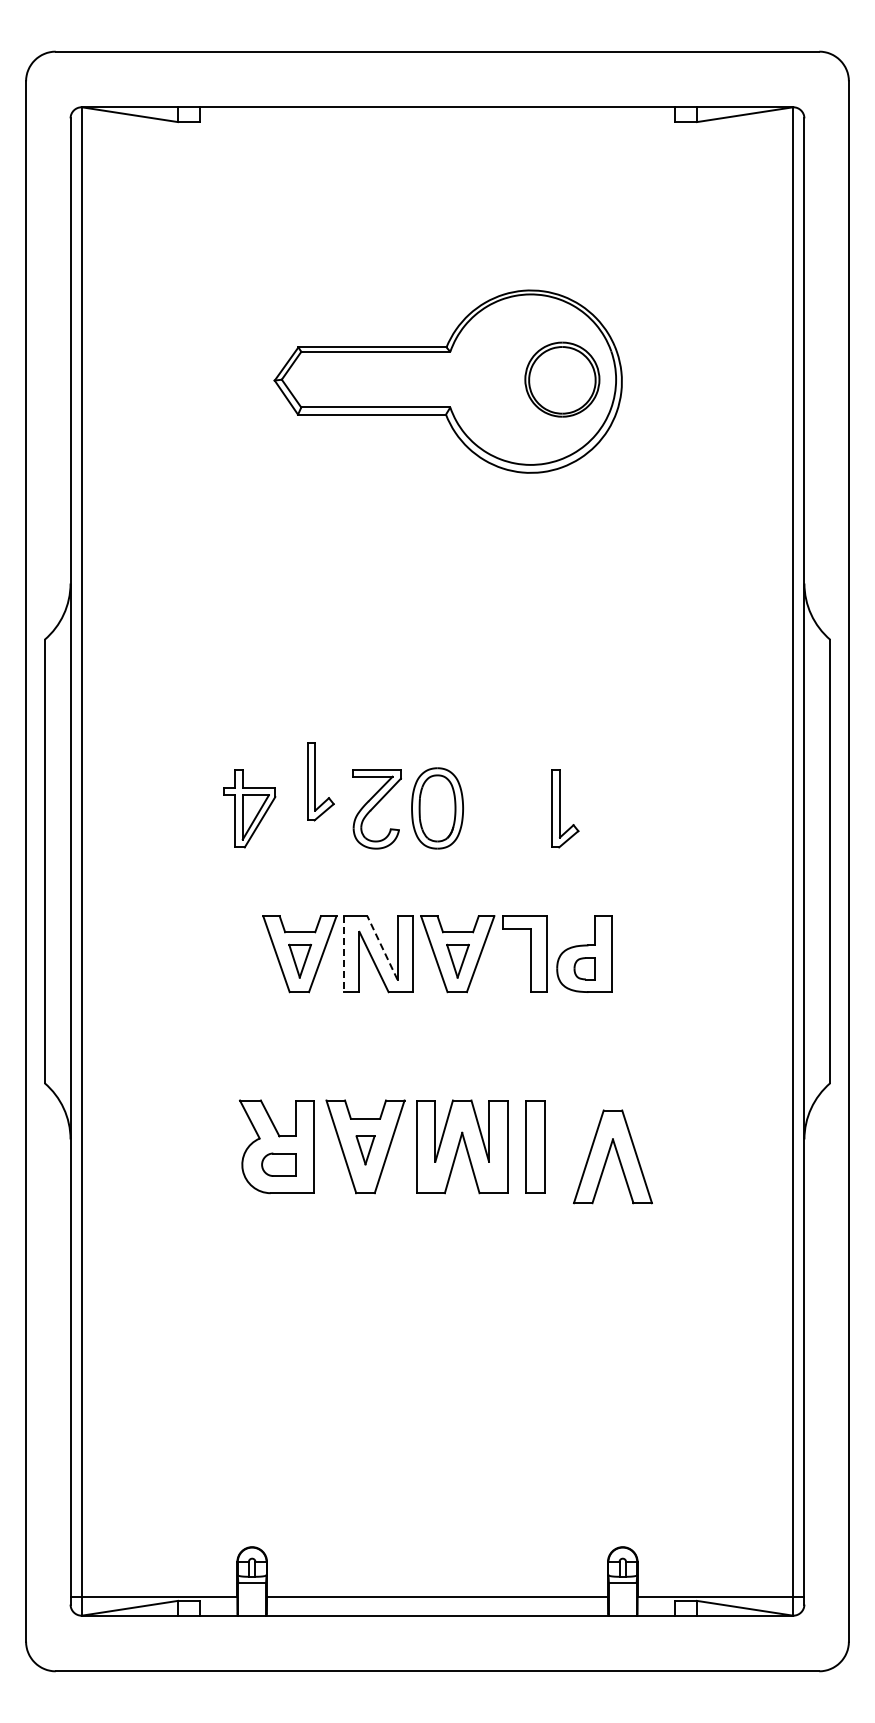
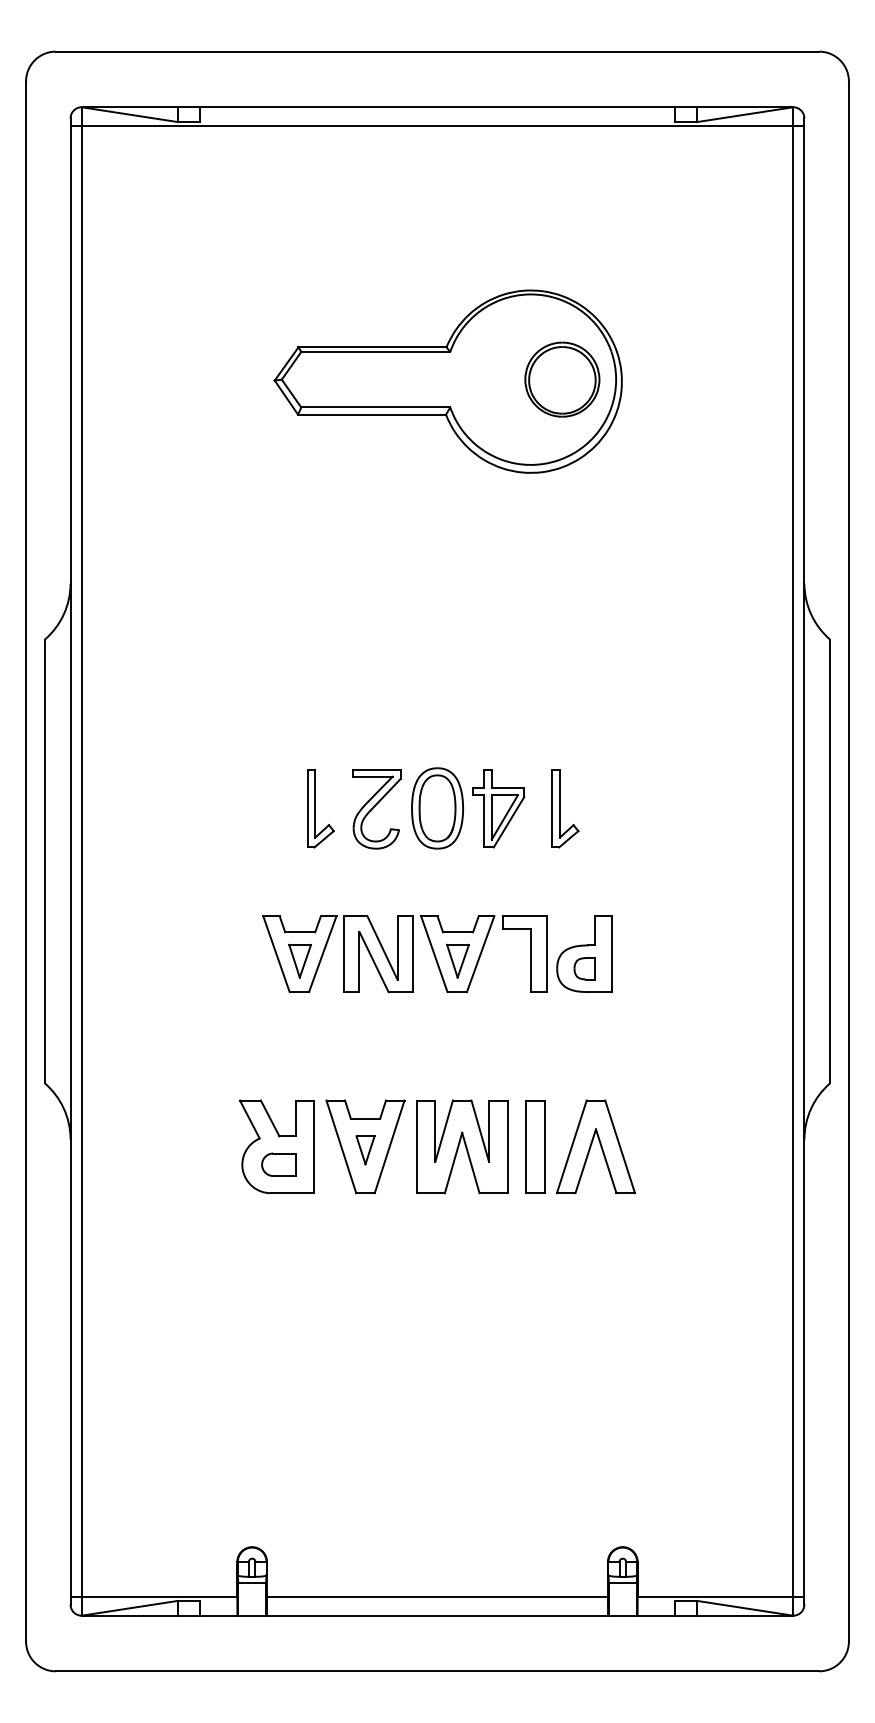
line: none -> present (437, 125)
part position: (320, 781) -> (320, 808) (320, 808)
part position: (249, 808) -> (498, 808) (498, 808)
line: dashed -> solid (382, 947)
line: dashed -> solid (344, 954)
part position: (612, 1156) -> (595, 1146) (595, 1146)
